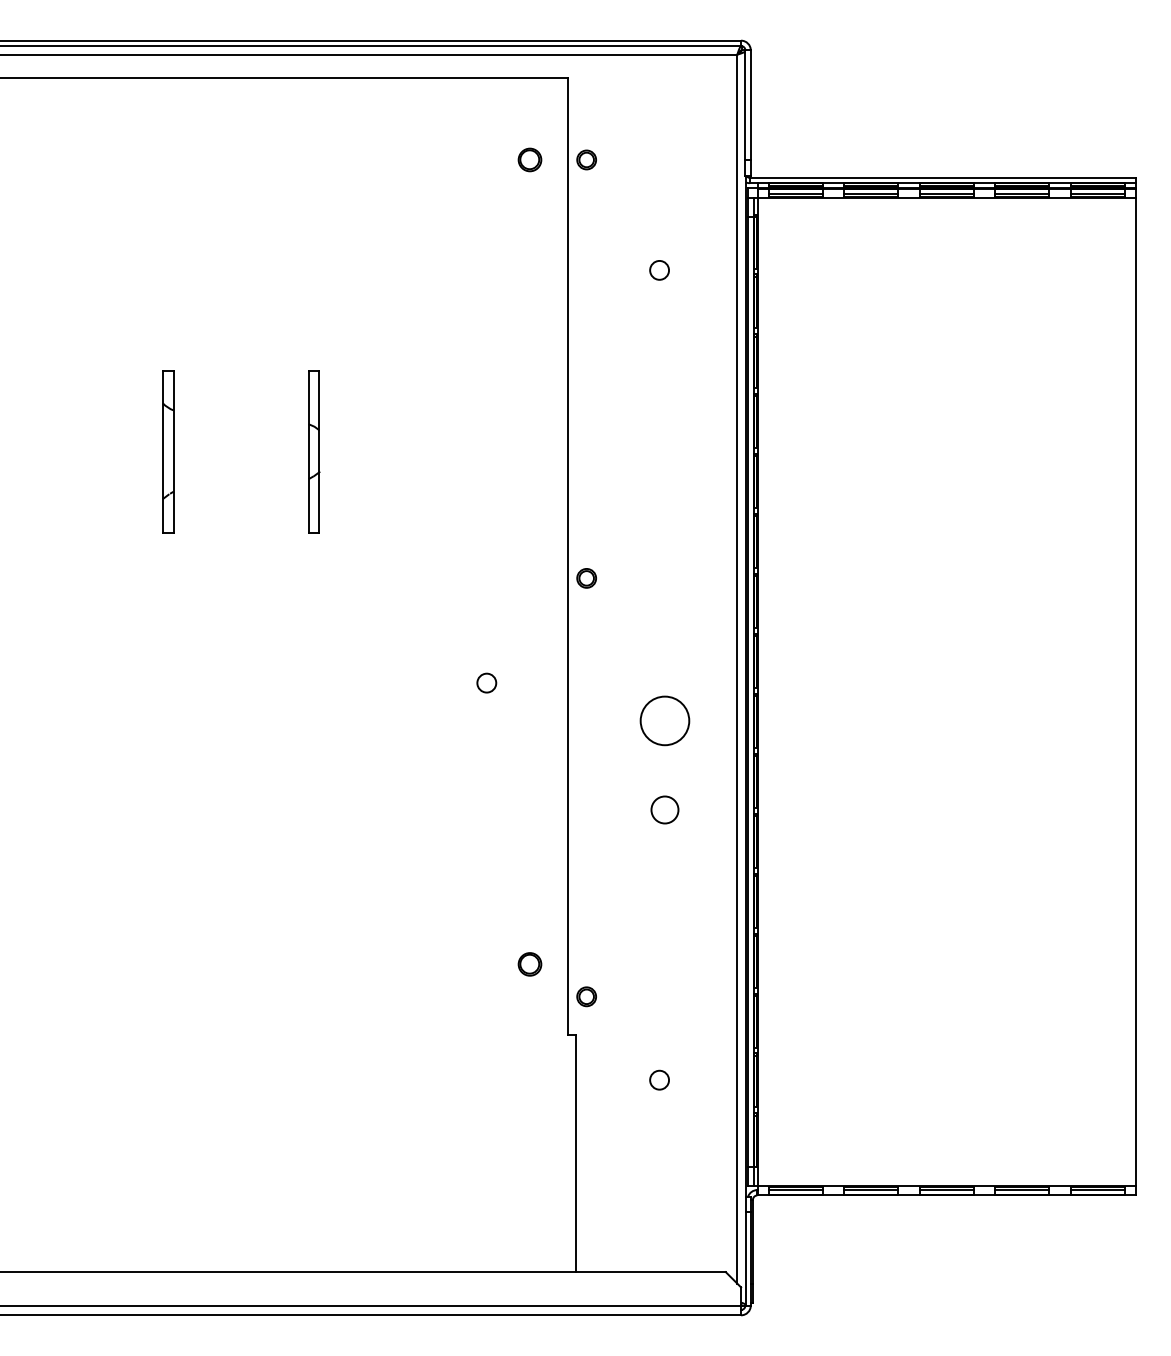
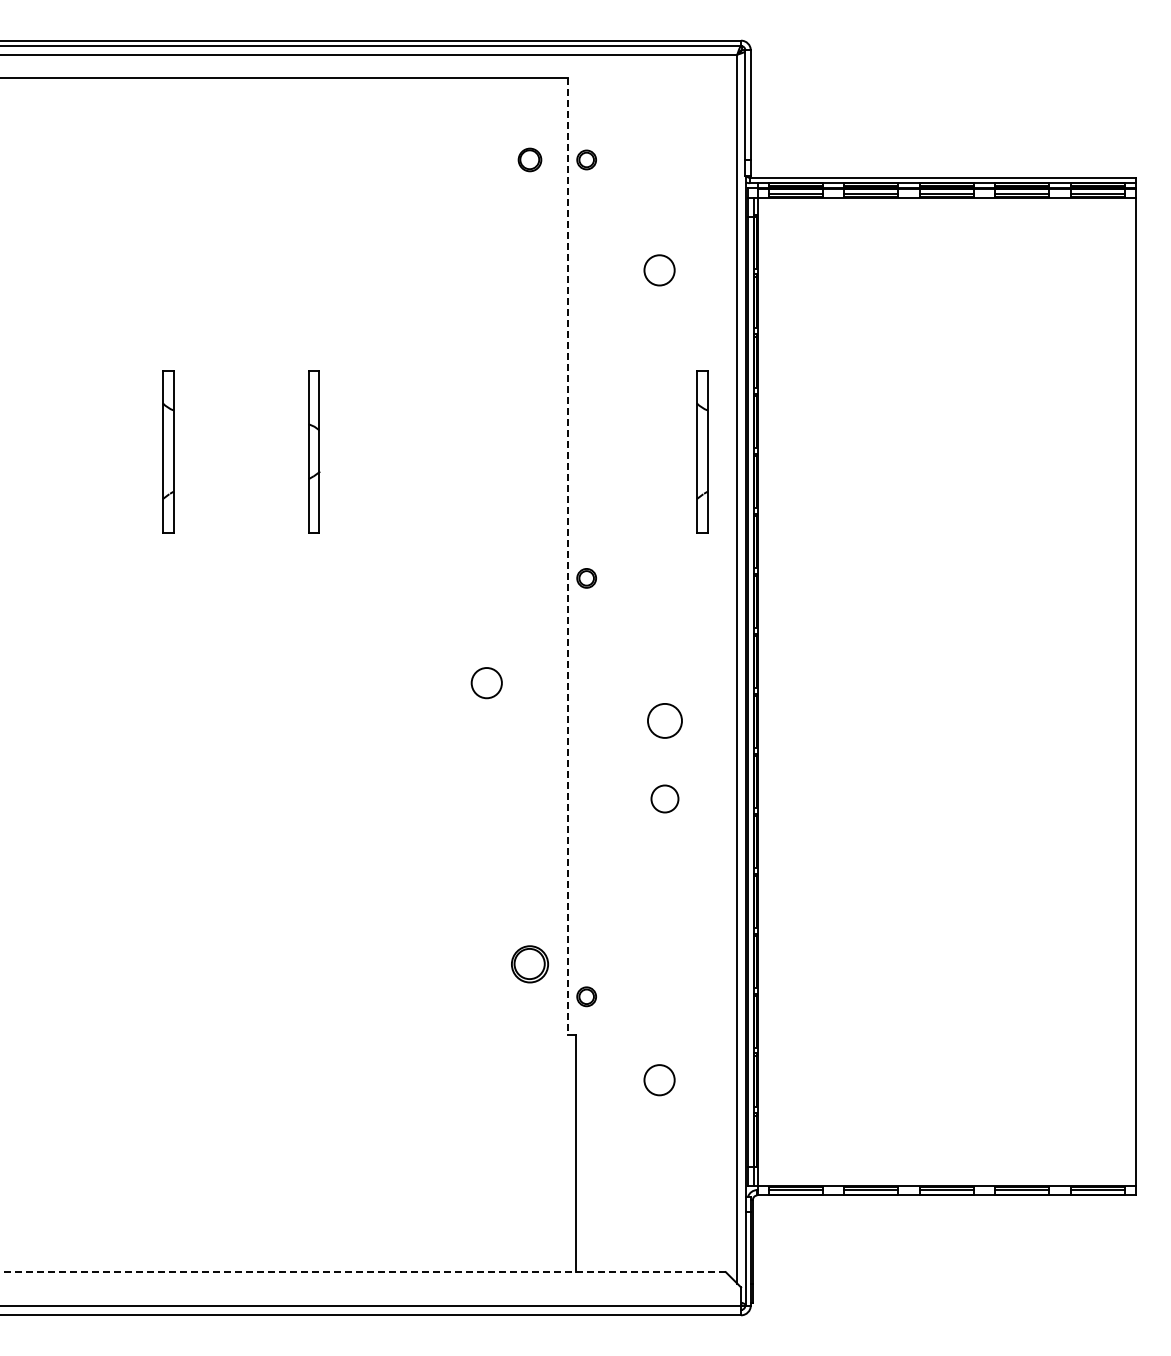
circle diameter: 19 px -> 30 px (659, 270)
part: none -> present (702, 451)
line: solid -> dashed (567, 557)
circle diameter: 19 px -> 30 px (486, 683)
circle size: 52x52 px -> 36x36 px (664, 720)
circle position: (664, 809) -> (664, 798) (664, 798)
part size: 26x25 px -> 38x39 px (529, 964)
circle diameter: 19 px -> 30 px (659, 1080)
line: solid -> dashed (362, 1272)
